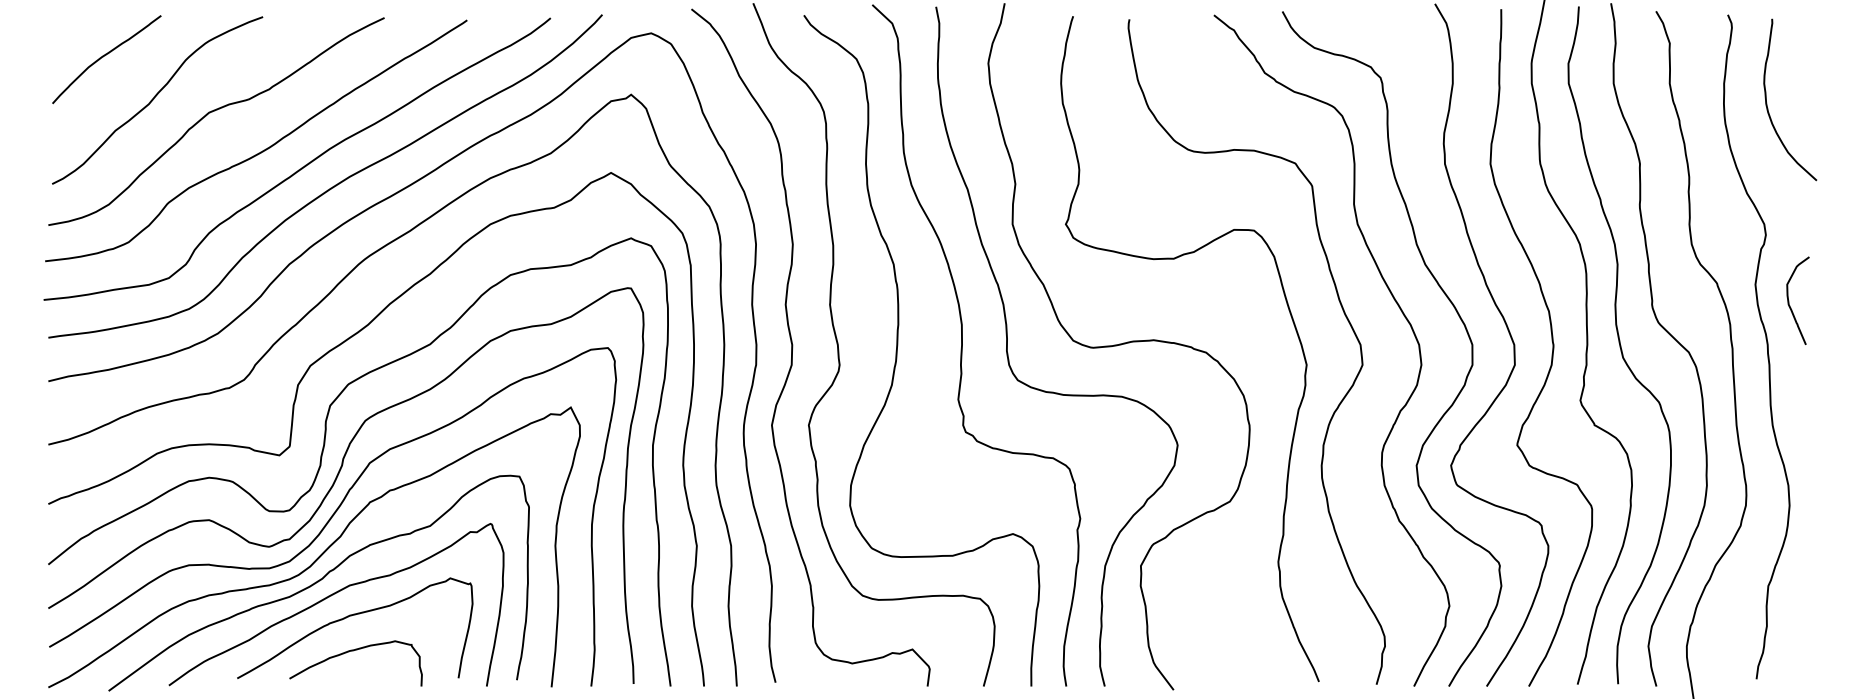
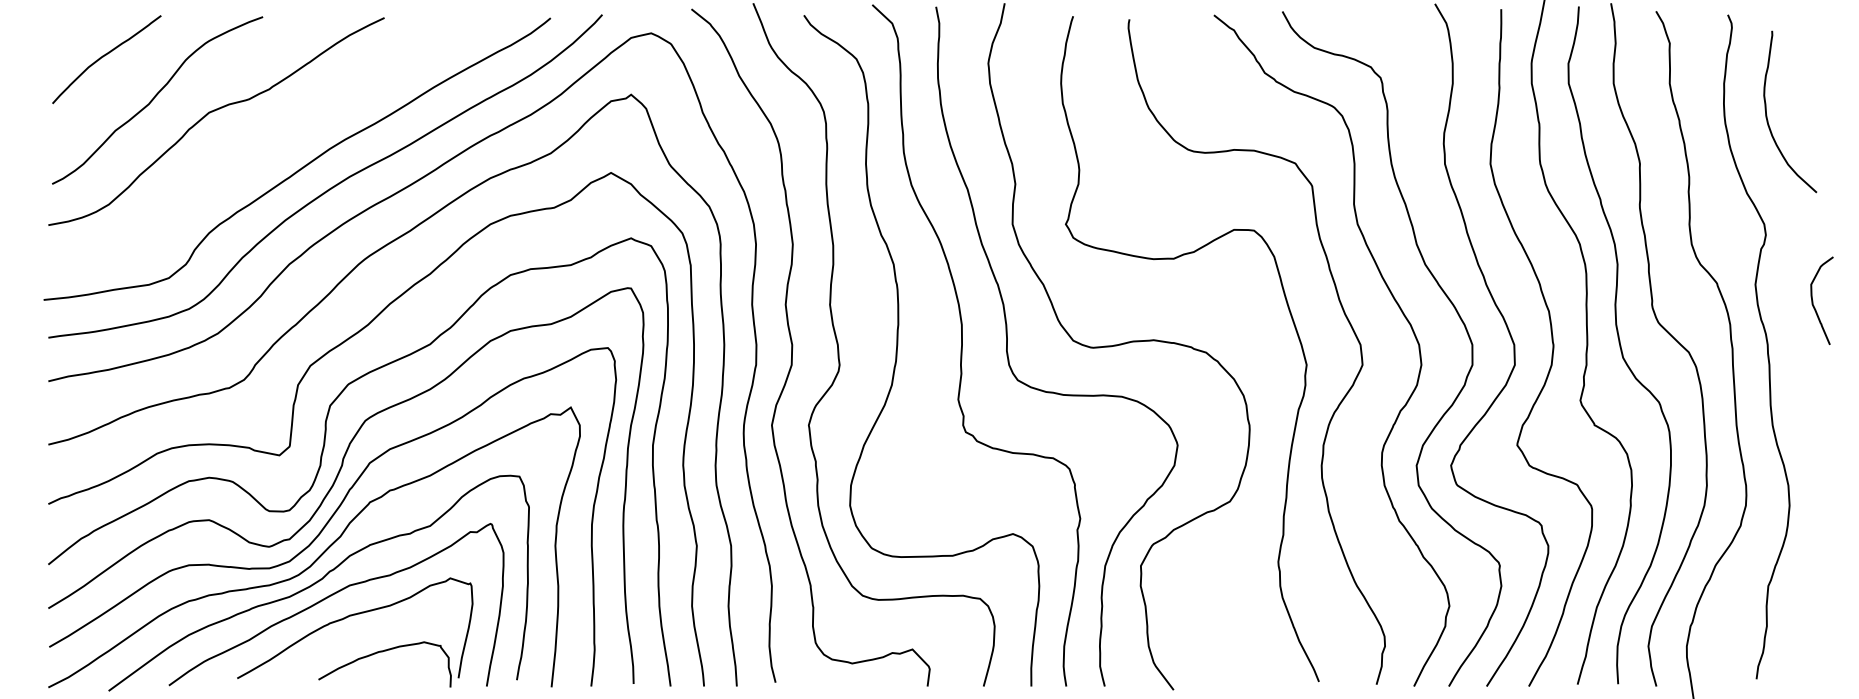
curve position: (1767, 103) -> (1767, 115) (1767, 115)
curve: present -> none (262, 150)
curve position: (1789, 300) -> (1813, 300) (1813, 300)
curve position: (353, 651) -> (382, 652) (382, 652)
